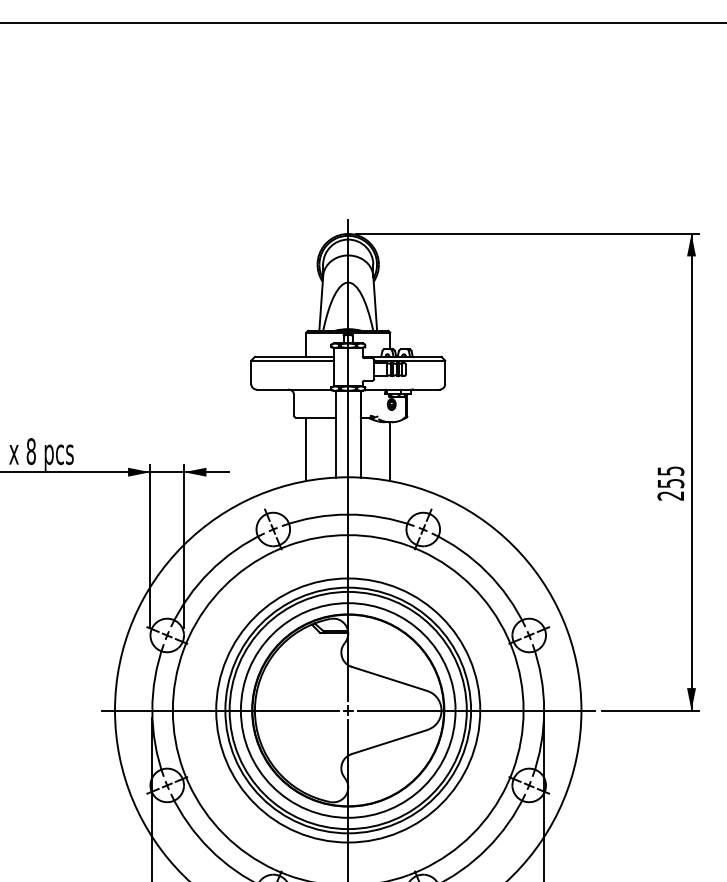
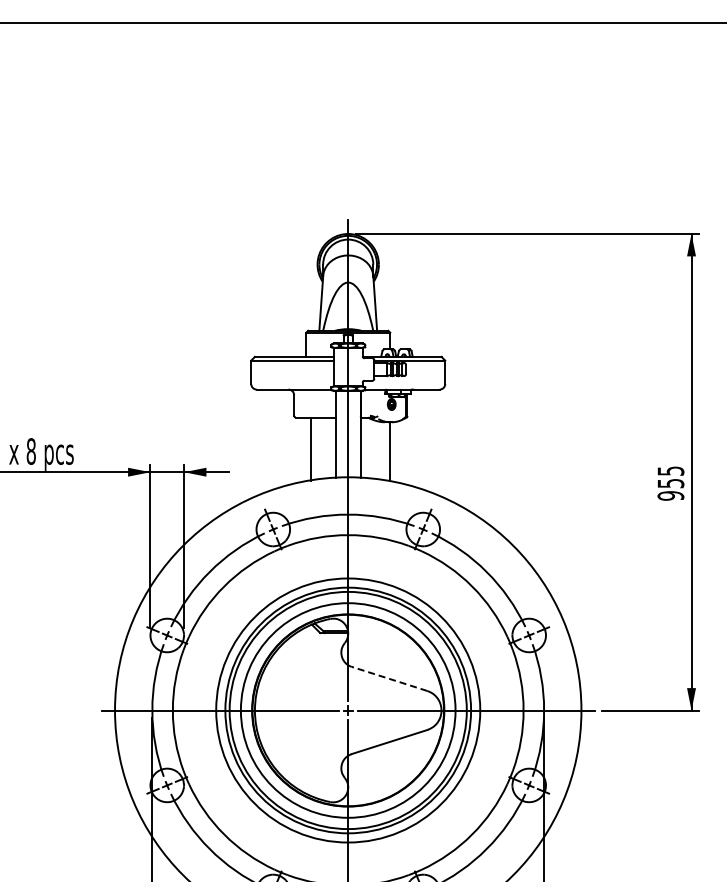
line position: (306, 449) -> (311, 449) (311, 449)
text: 255 -> 955 (670, 495)
line: solid -> dashed (389, 678)
